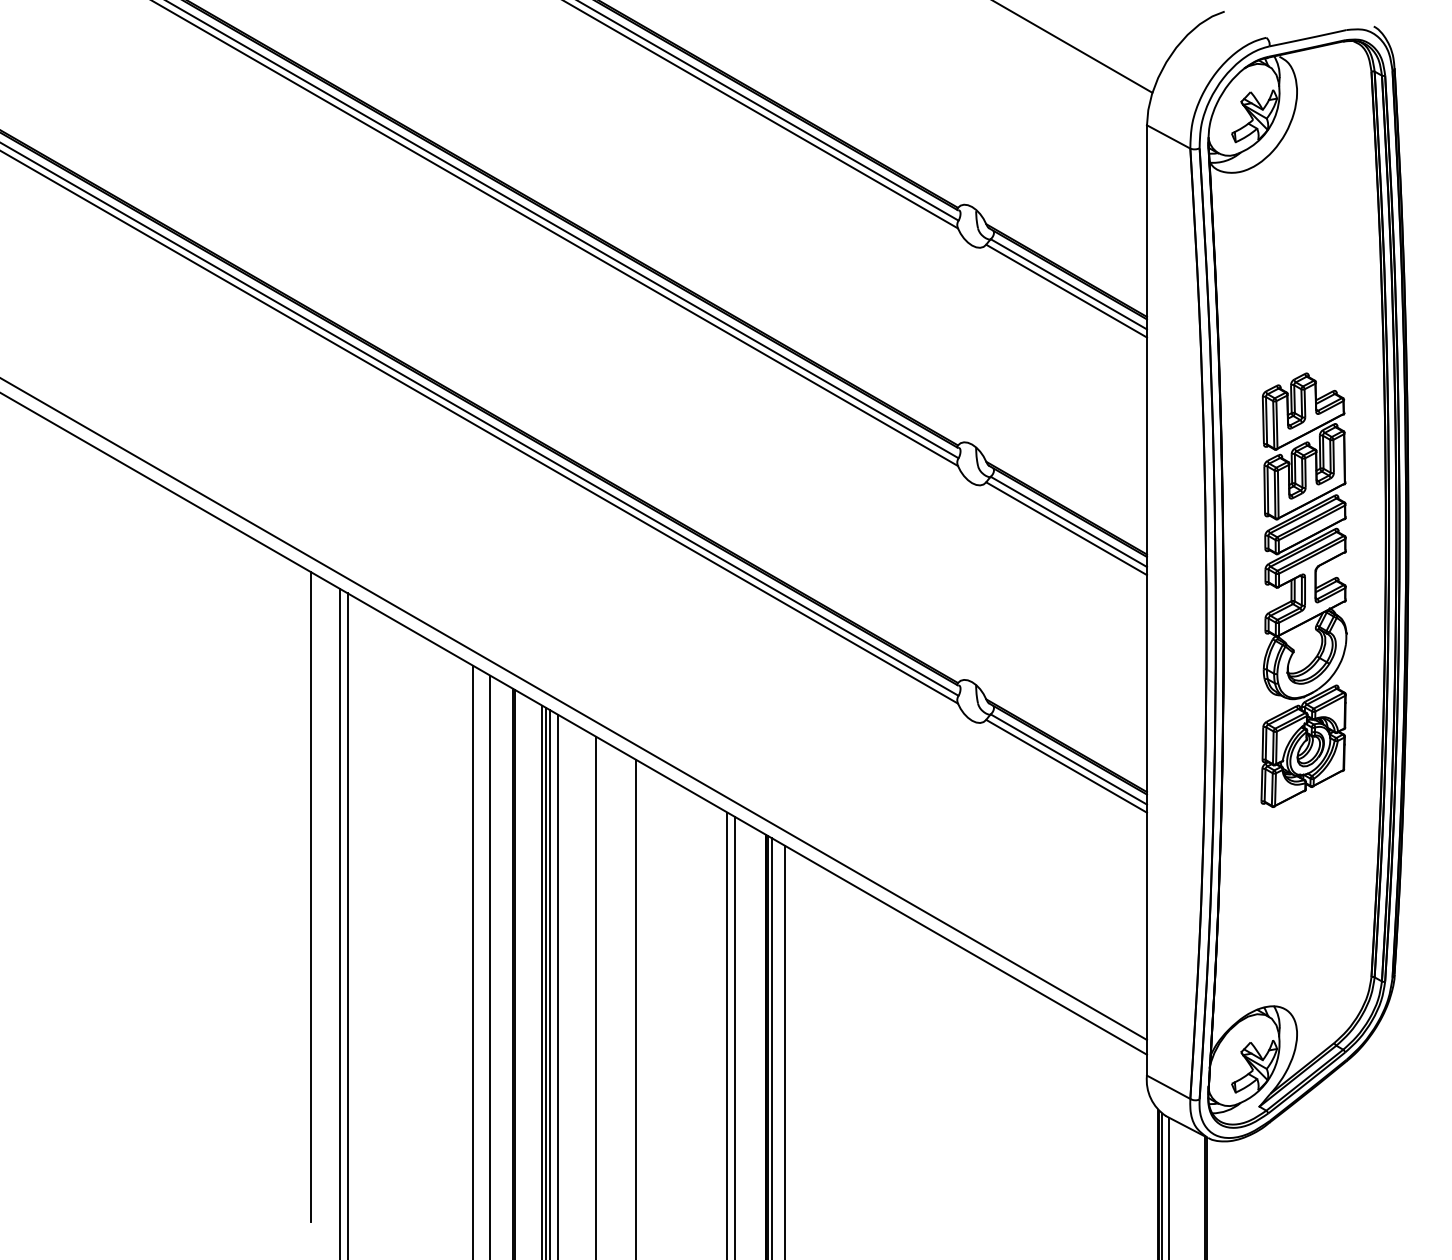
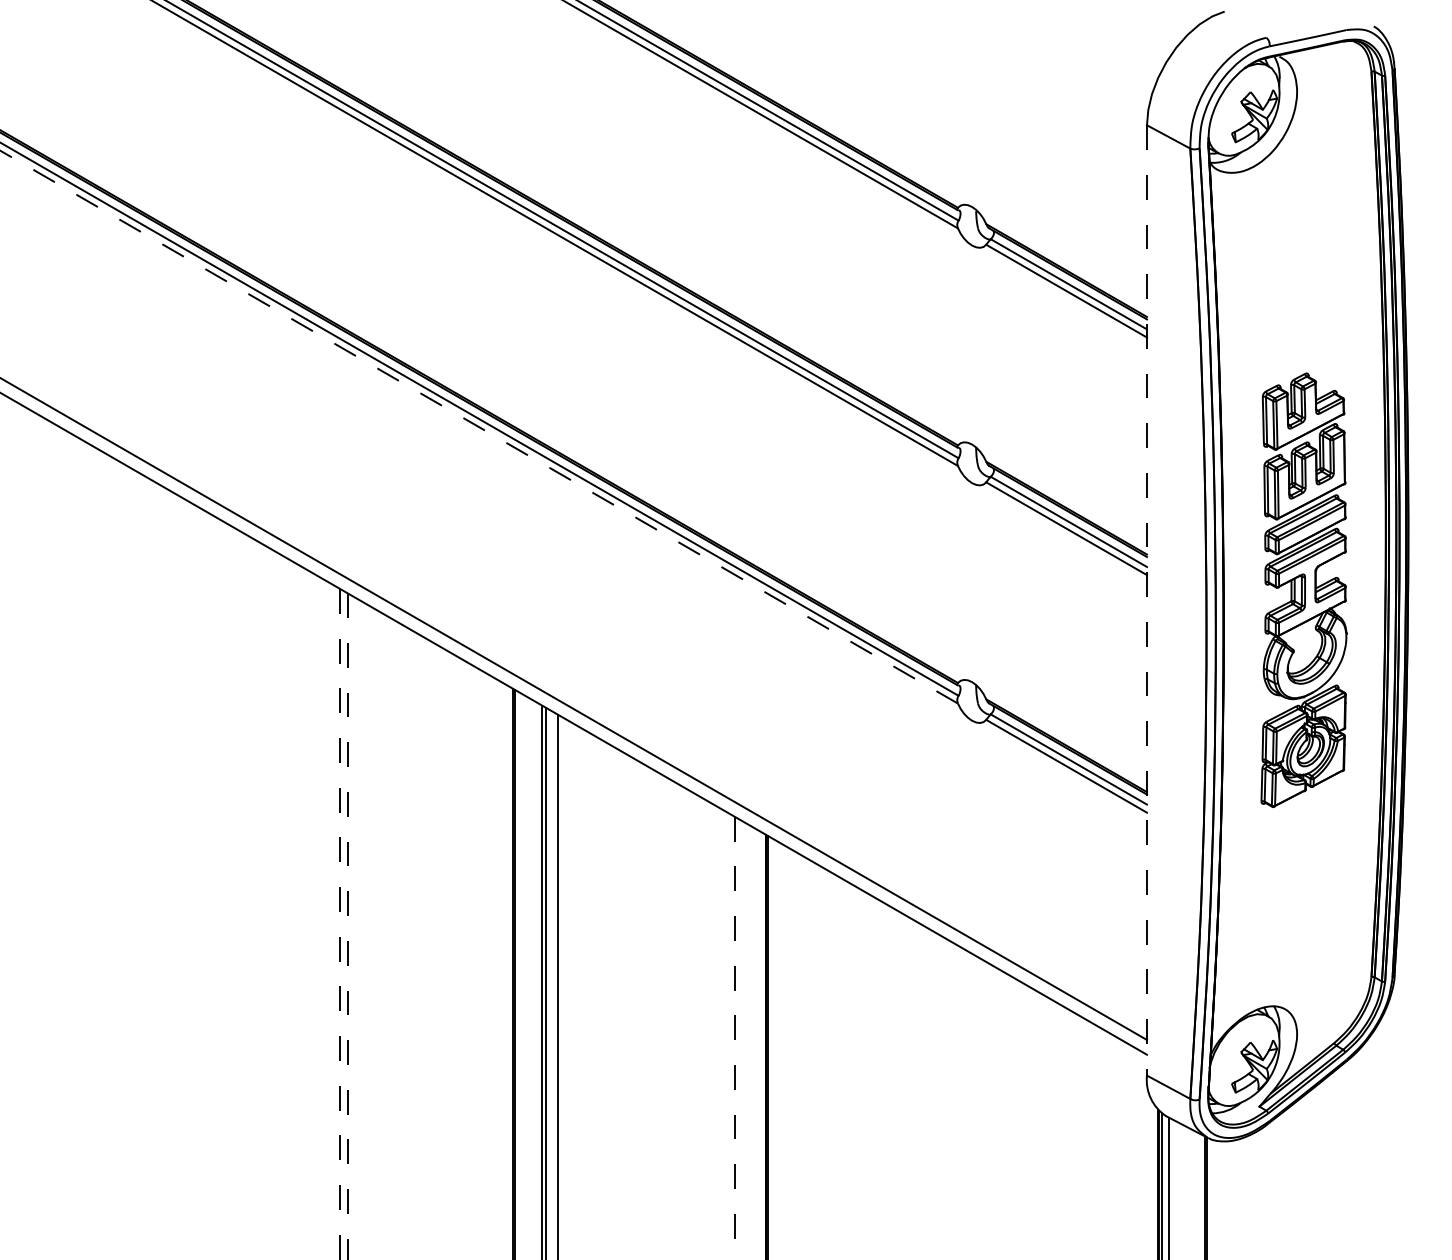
line: present -> none (1073, 47)
line: solid -> dashed (479, 427)
line: solid -> dashed (1146, 600)
line: present -> none (311, 897)
line: solid -> dashed (340, 925)
line: solid -> dashed (347, 926)
line: present -> none (473, 960)
line: present -> none (490, 965)
line: present -> none (550, 983)
line: present -> none (595, 996)
line: present -> none (635, 1007)
line: present -> none (727, 1034)
line: solid -> dashed (734, 1037)
line: present -> none (772, 1047)
line: present -> none (785, 1050)
